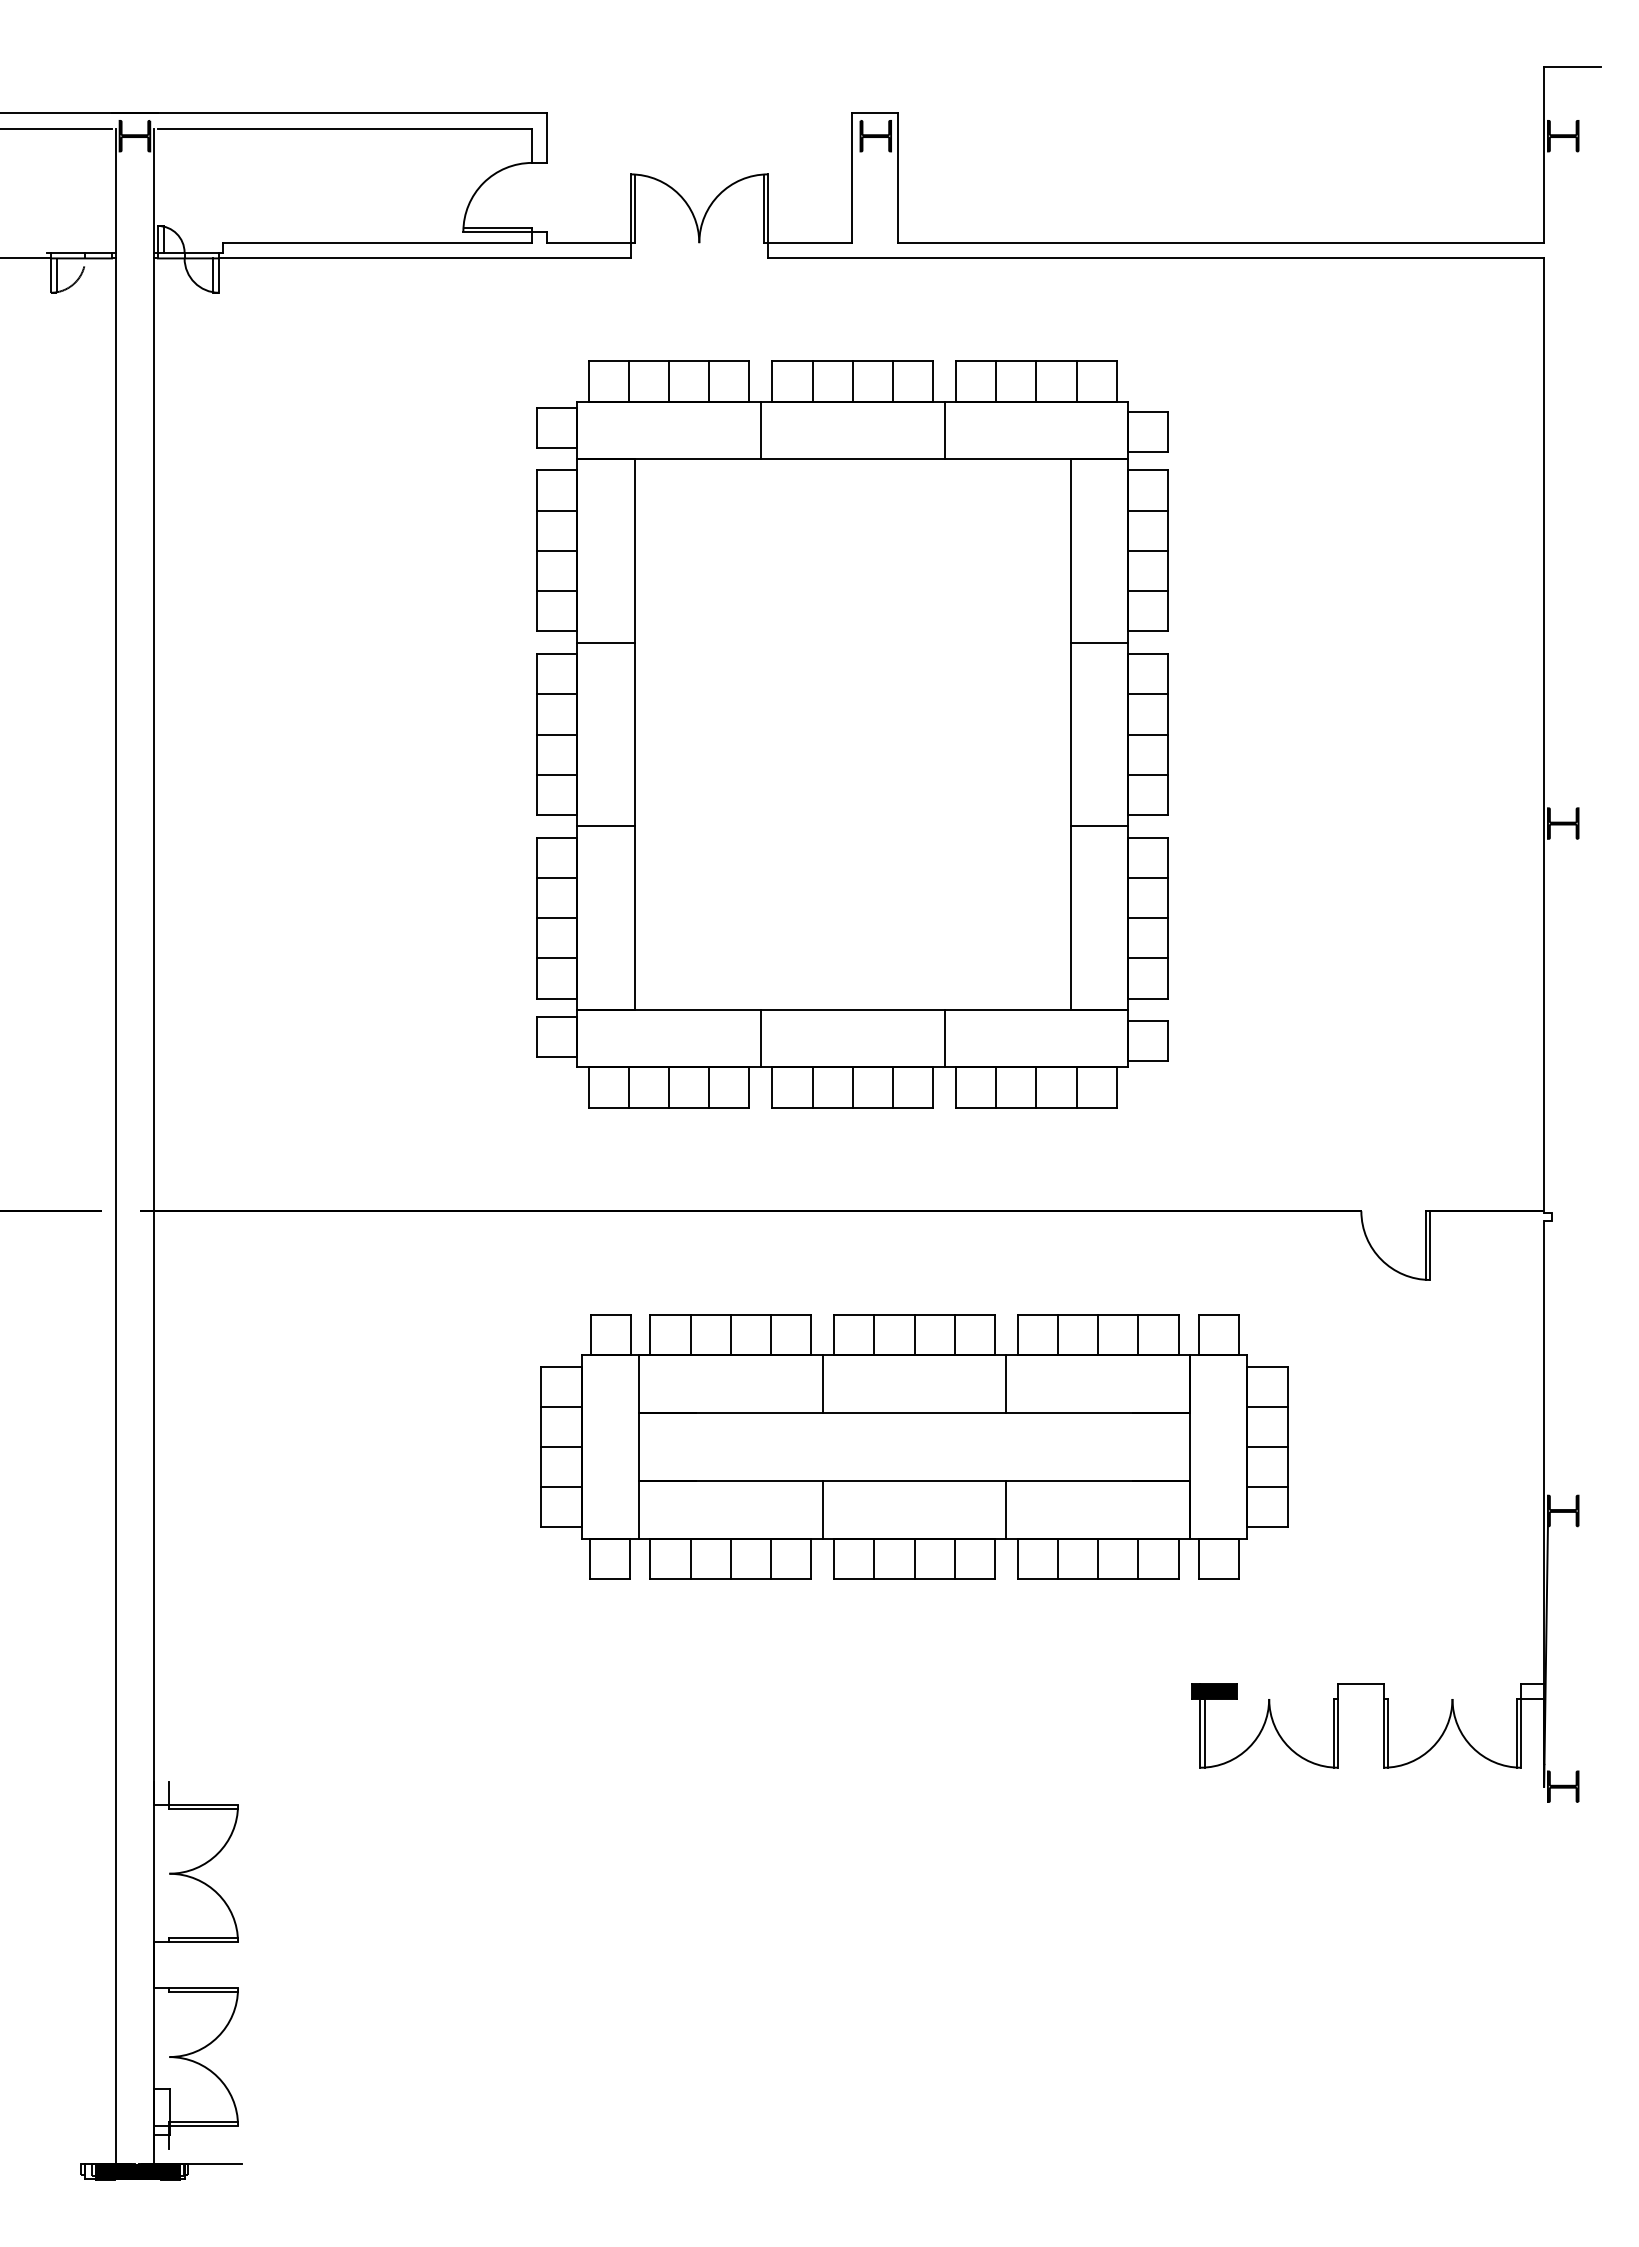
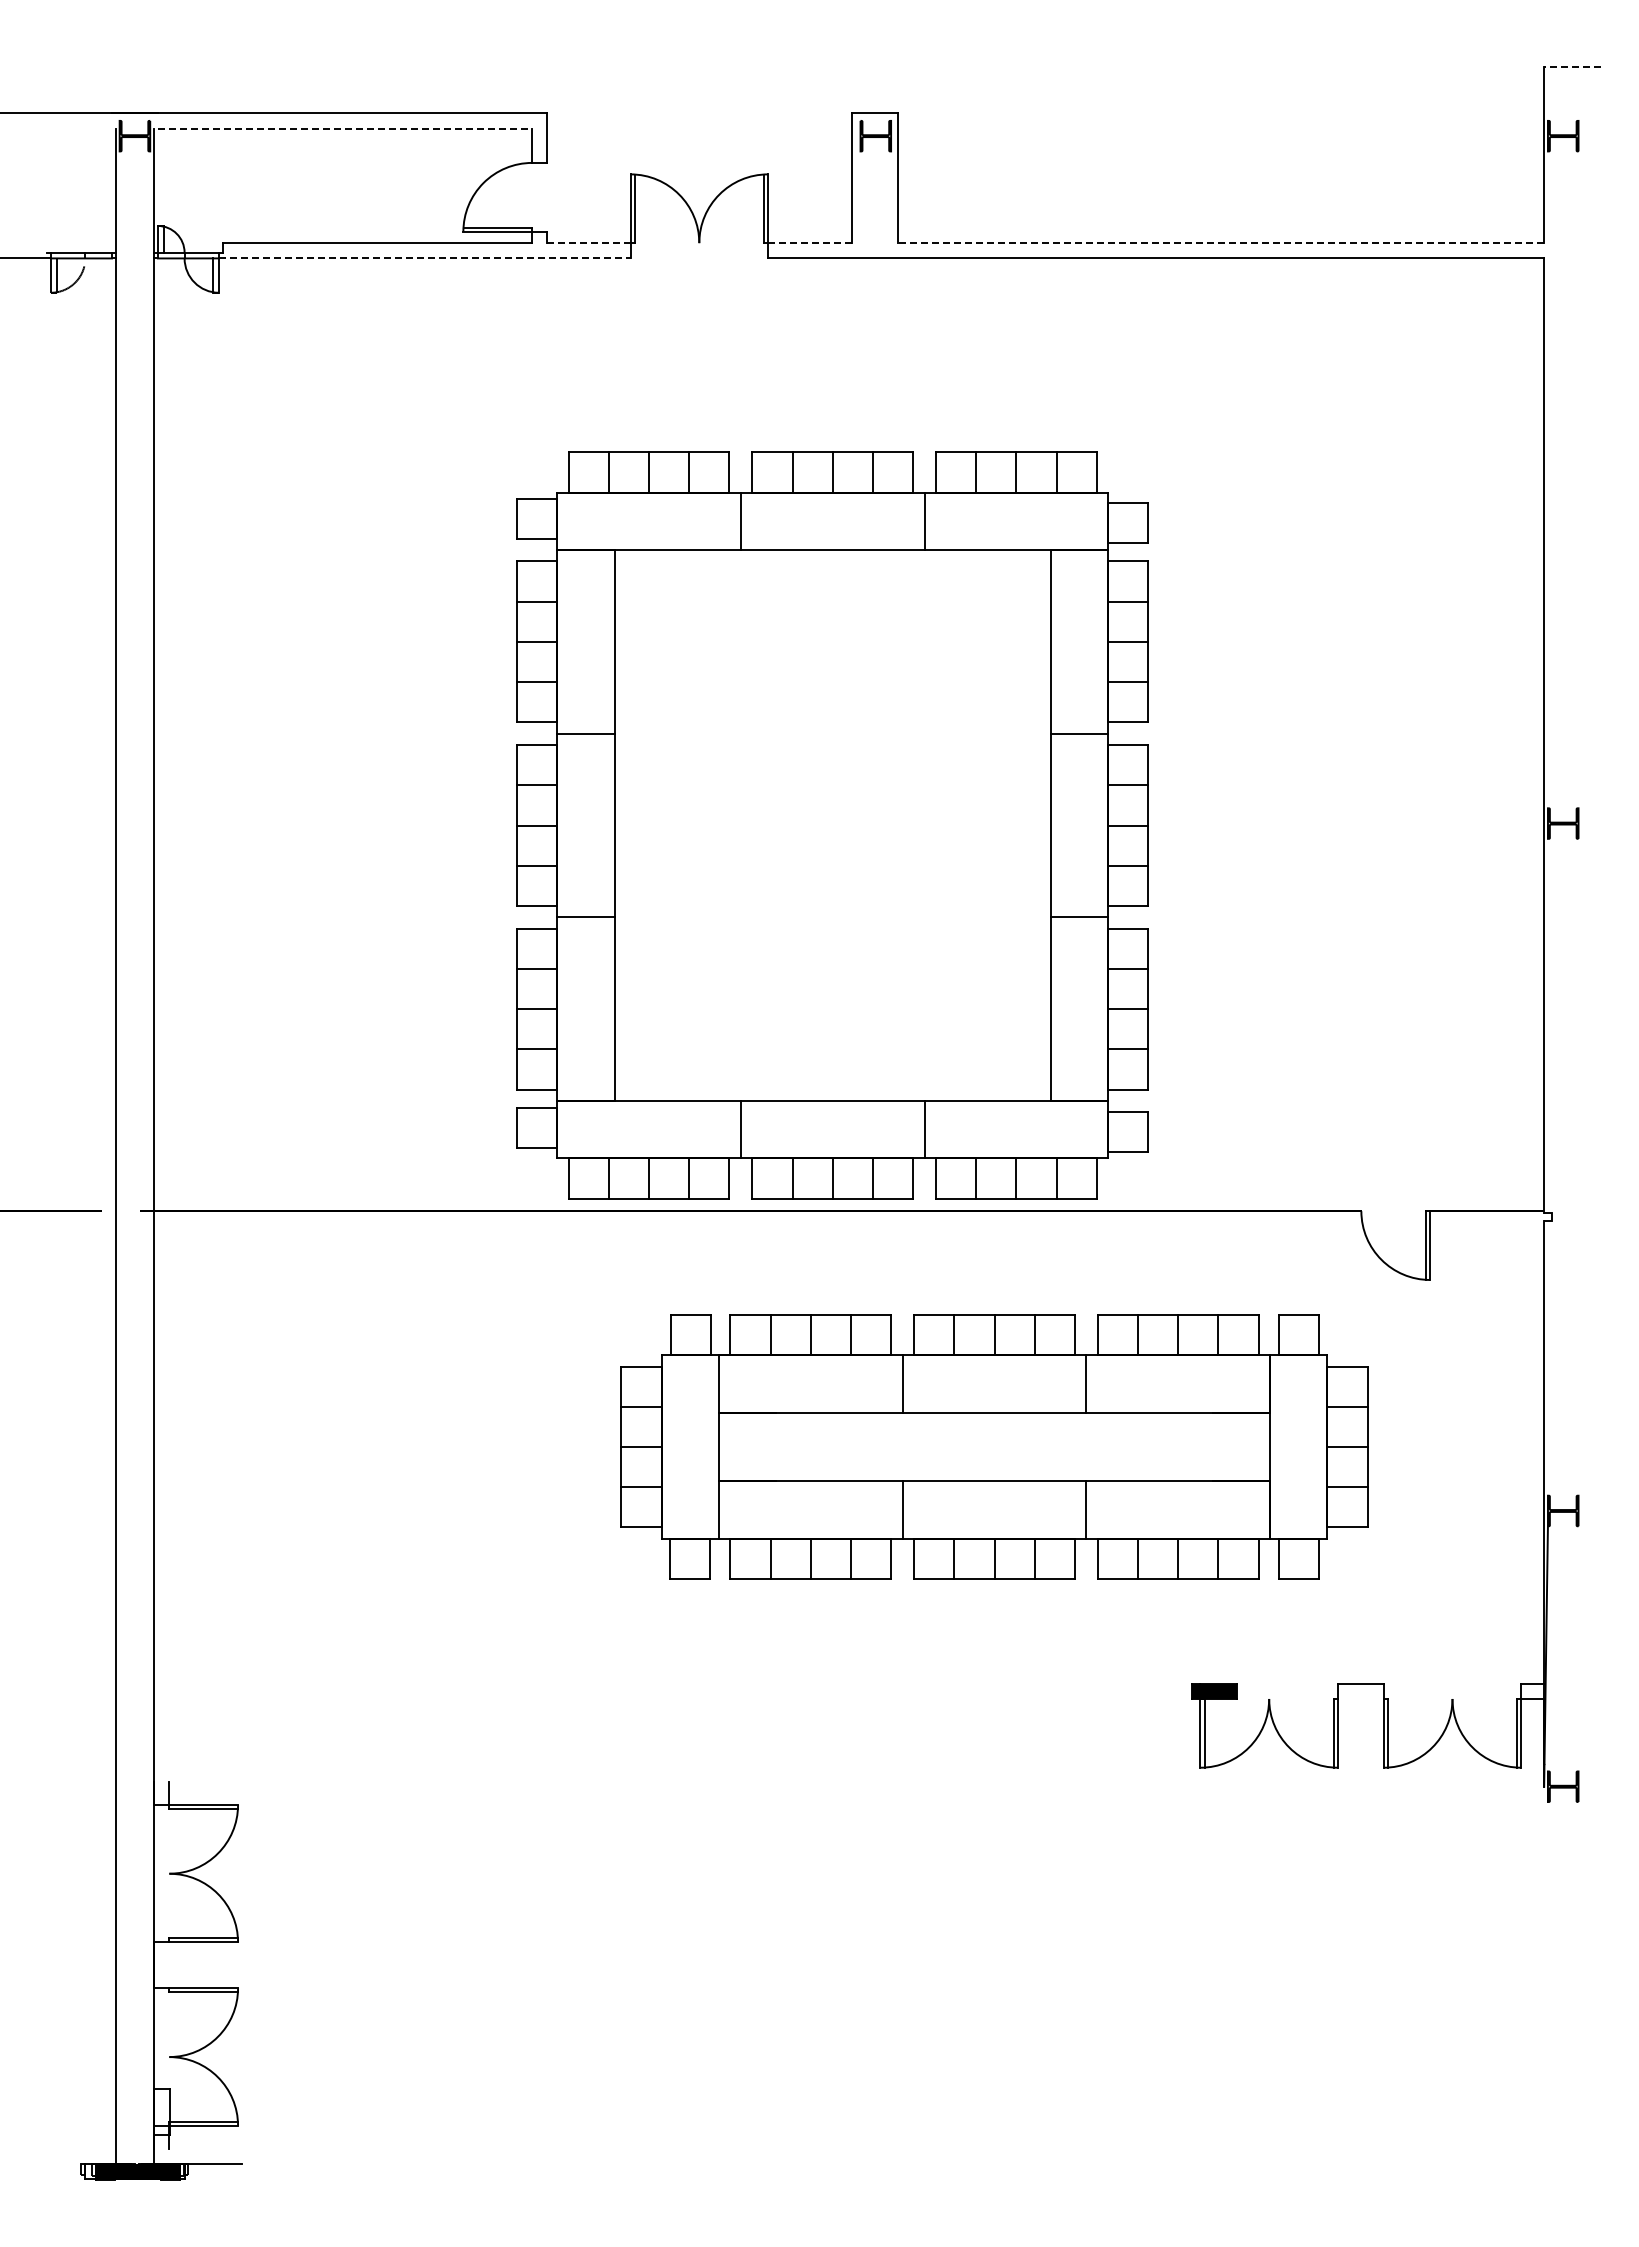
line: solid -> dashed (1572, 67)
line: present -> none (57, 128)
line: solid -> dashed (345, 128)
line: solid -> dashed (588, 243)
line: solid -> dashed (809, 243)
line: solid -> dashed (1220, 243)
line: solid -> dashed (424, 258)
part position: (852, 734) -> (832, 825) (832, 825)
part position: (914, 1446) -> (994, 1446) (994, 1446)
